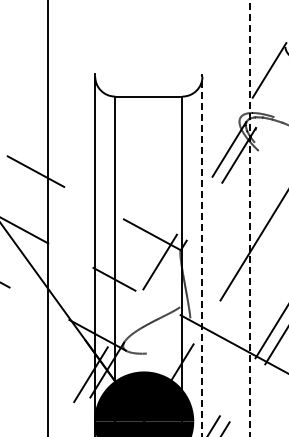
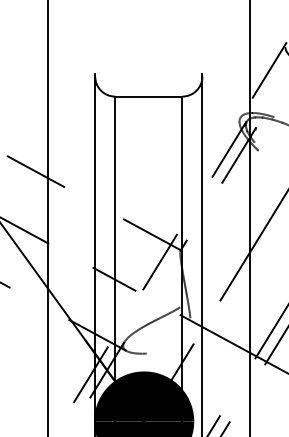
line: dashed -> solid (250, 218)
line: dashed -> solid (202, 255)
